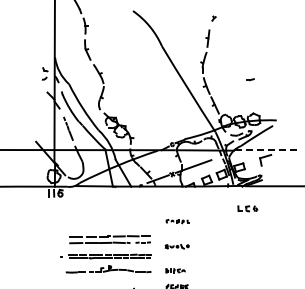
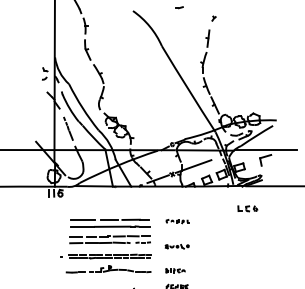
part position: (250, 79) -> (179, 7) (179, 7)
line: dashed -> solid (265, 150)
part: none -> present (110, 222)
